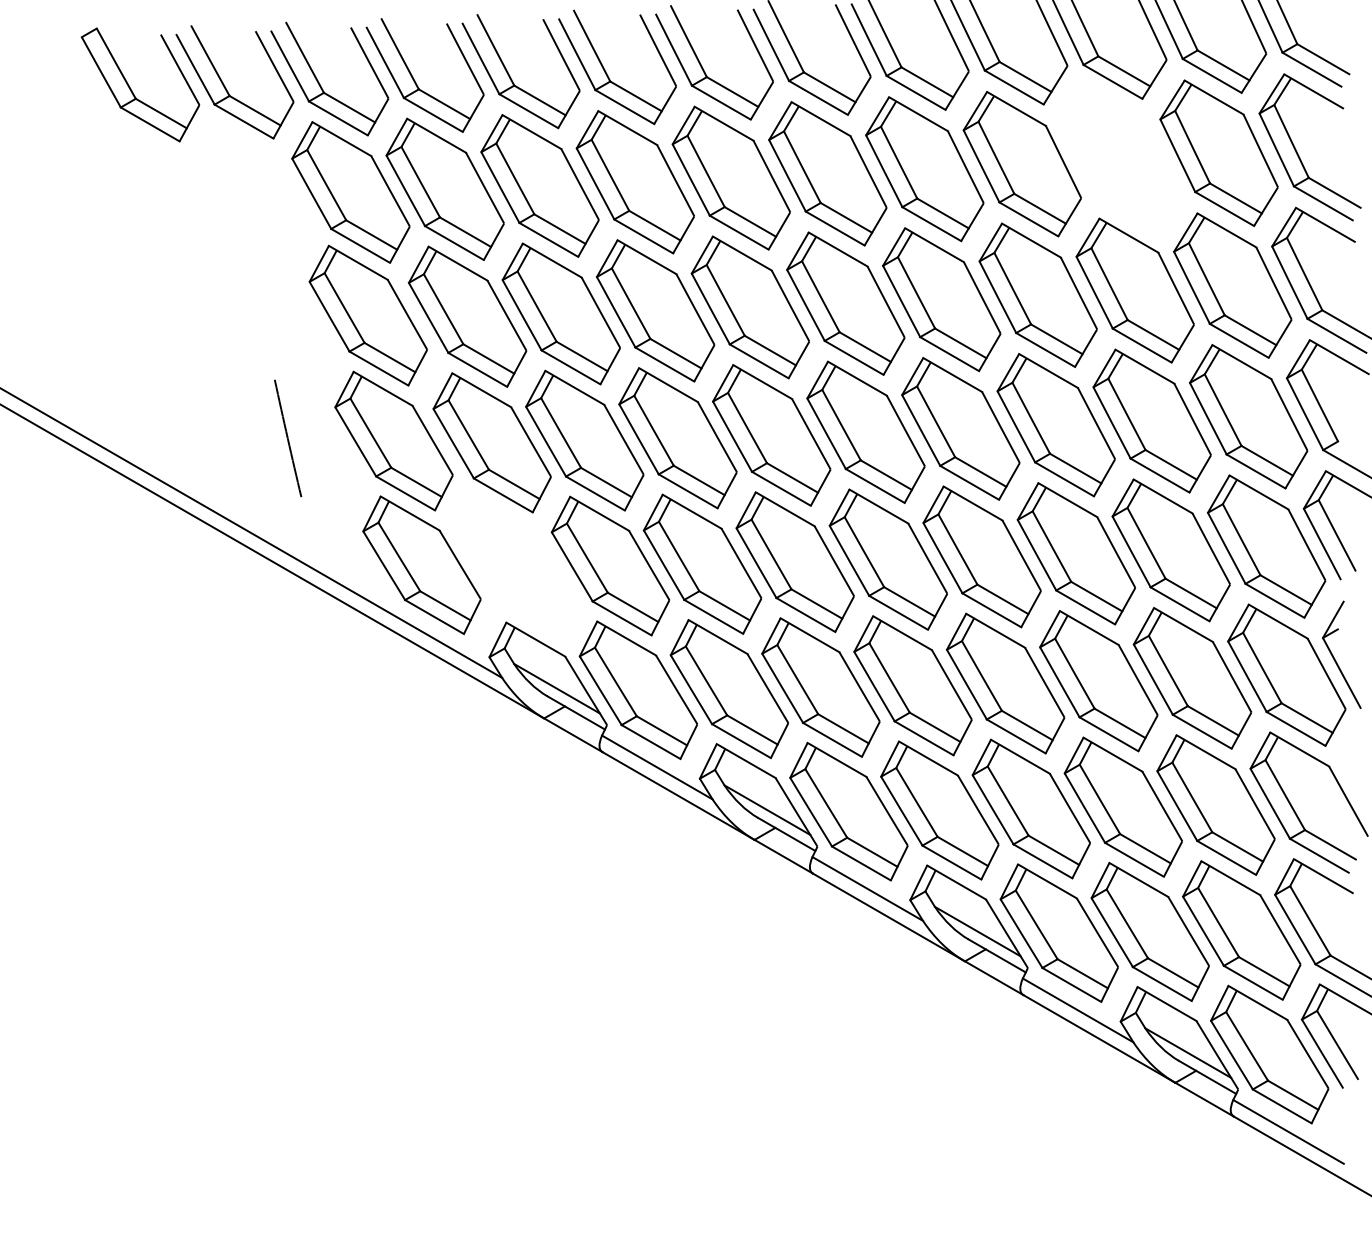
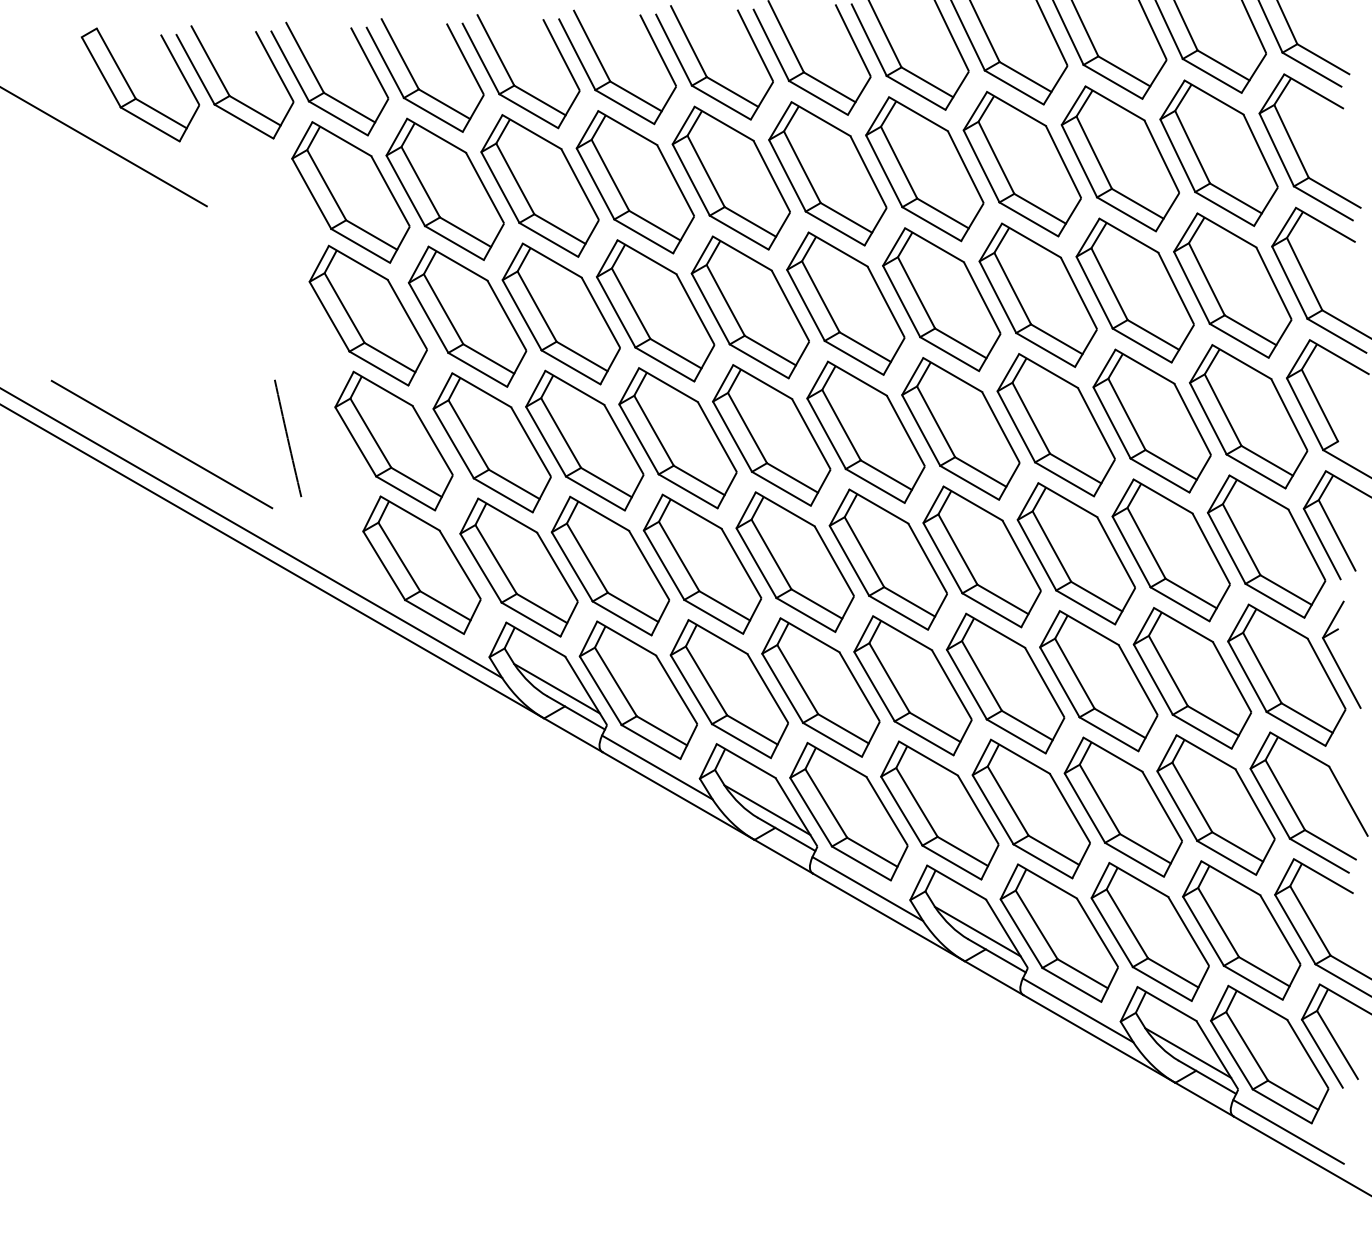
line: none -> present (104, 147)
part: none -> present (1119, 158)
line: none -> present (162, 444)
part: none -> present (518, 567)
